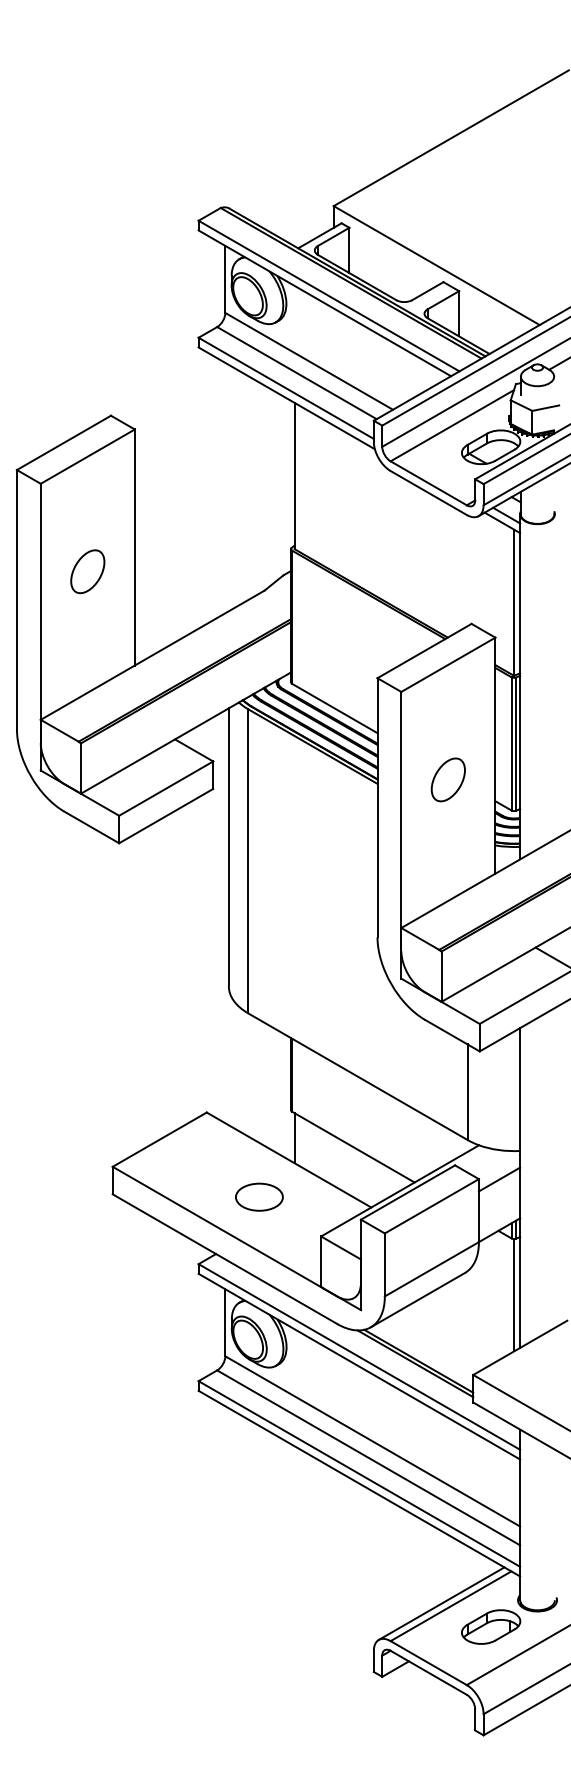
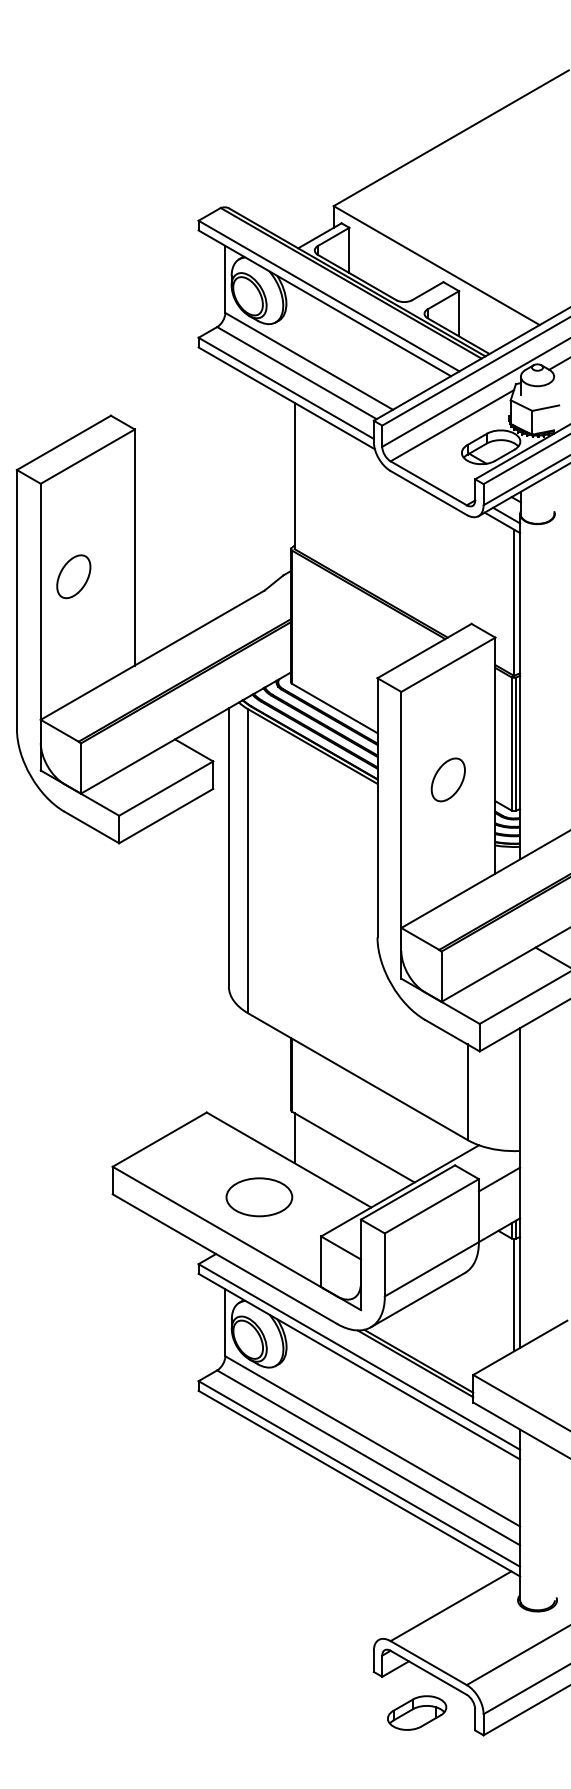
part position: (87, 571) -> (73, 576) (73, 576)
part size: 49x30 px -> 69x41 px (259, 1197)
line: present -> none (441, 1603)
part position: (491, 1626) -> (417, 1712) (417, 1712)
